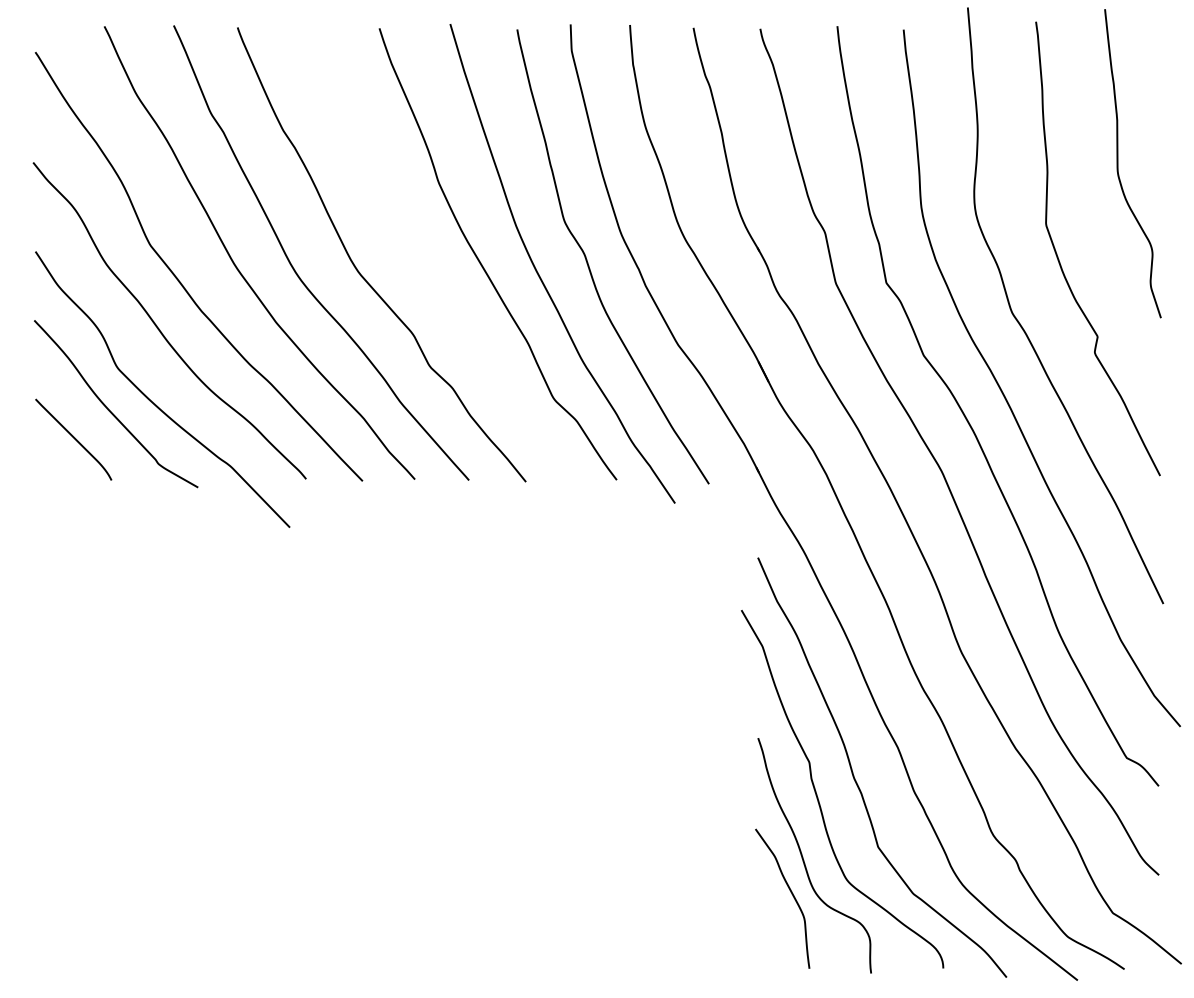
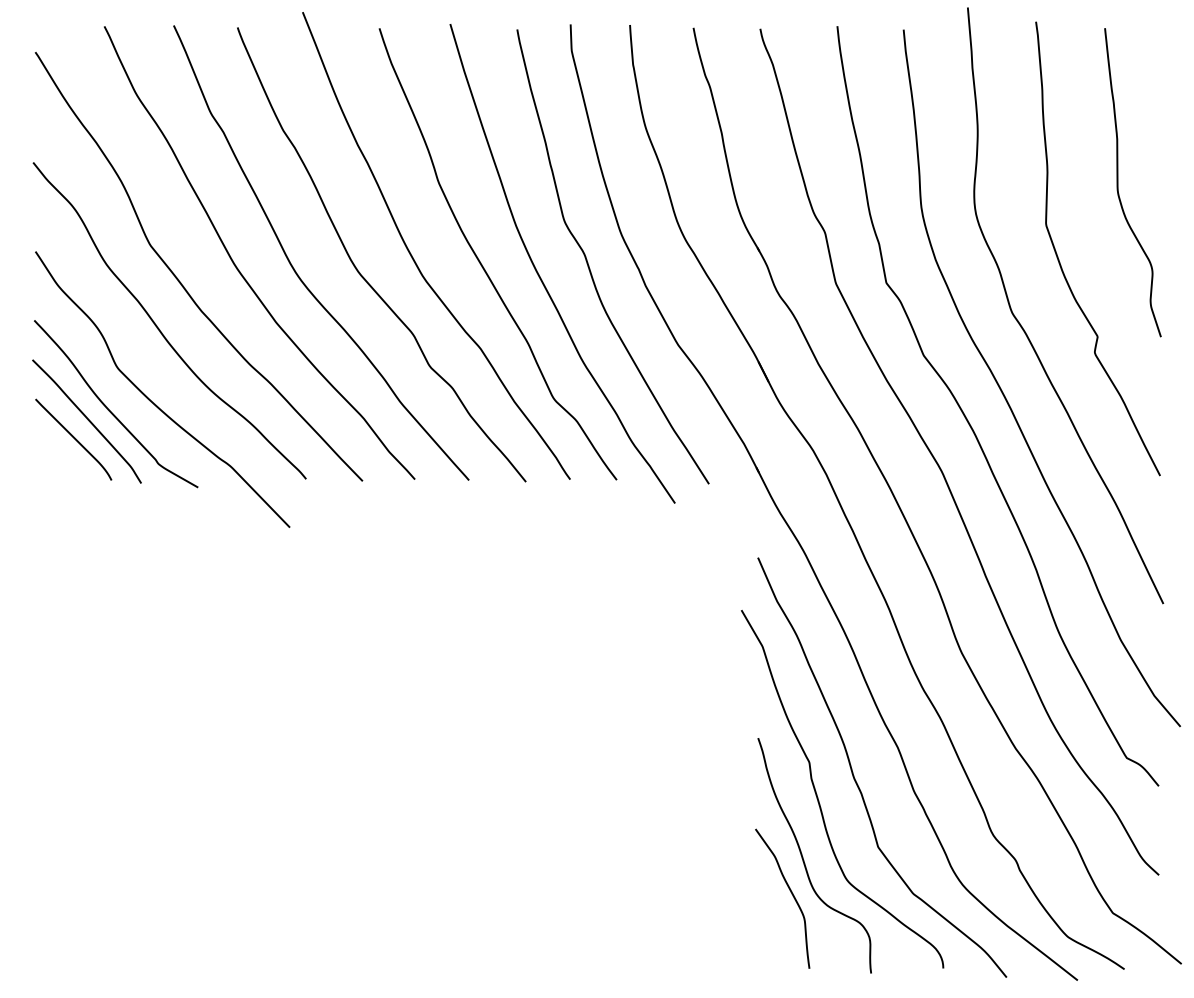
curve position: (1118, 163) -> (1118, 182) (1118, 182)
curve: none -> present (415, 260)
curve: none -> present (87, 420)
